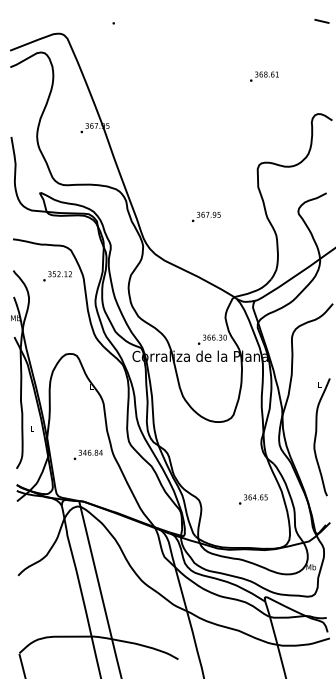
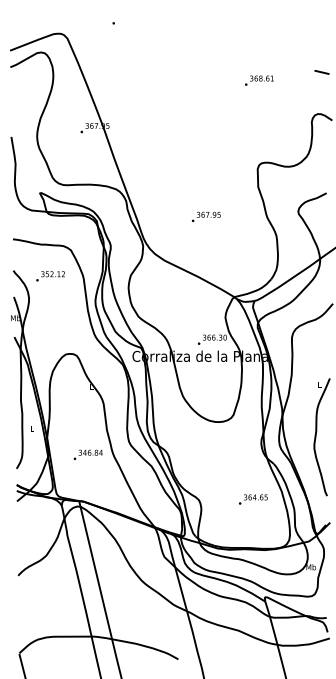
line position: (321, 21) -> (321, 72) (321, 72)
text position: (264, 76) -> (259, 80) (259, 80)
text position: (57, 276) -> (50, 276) (50, 276)
